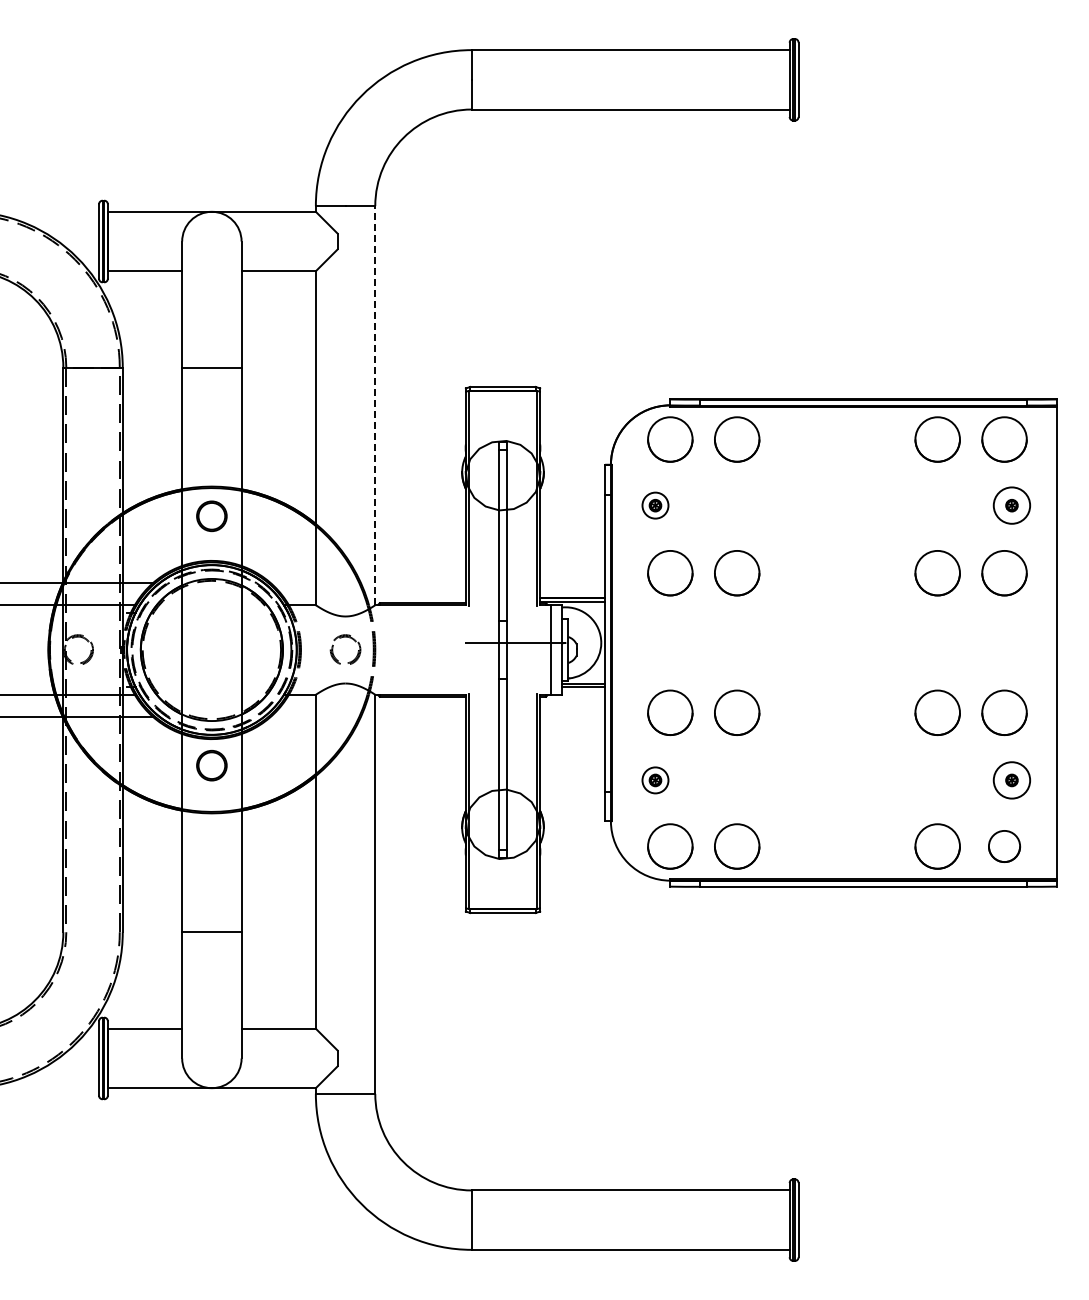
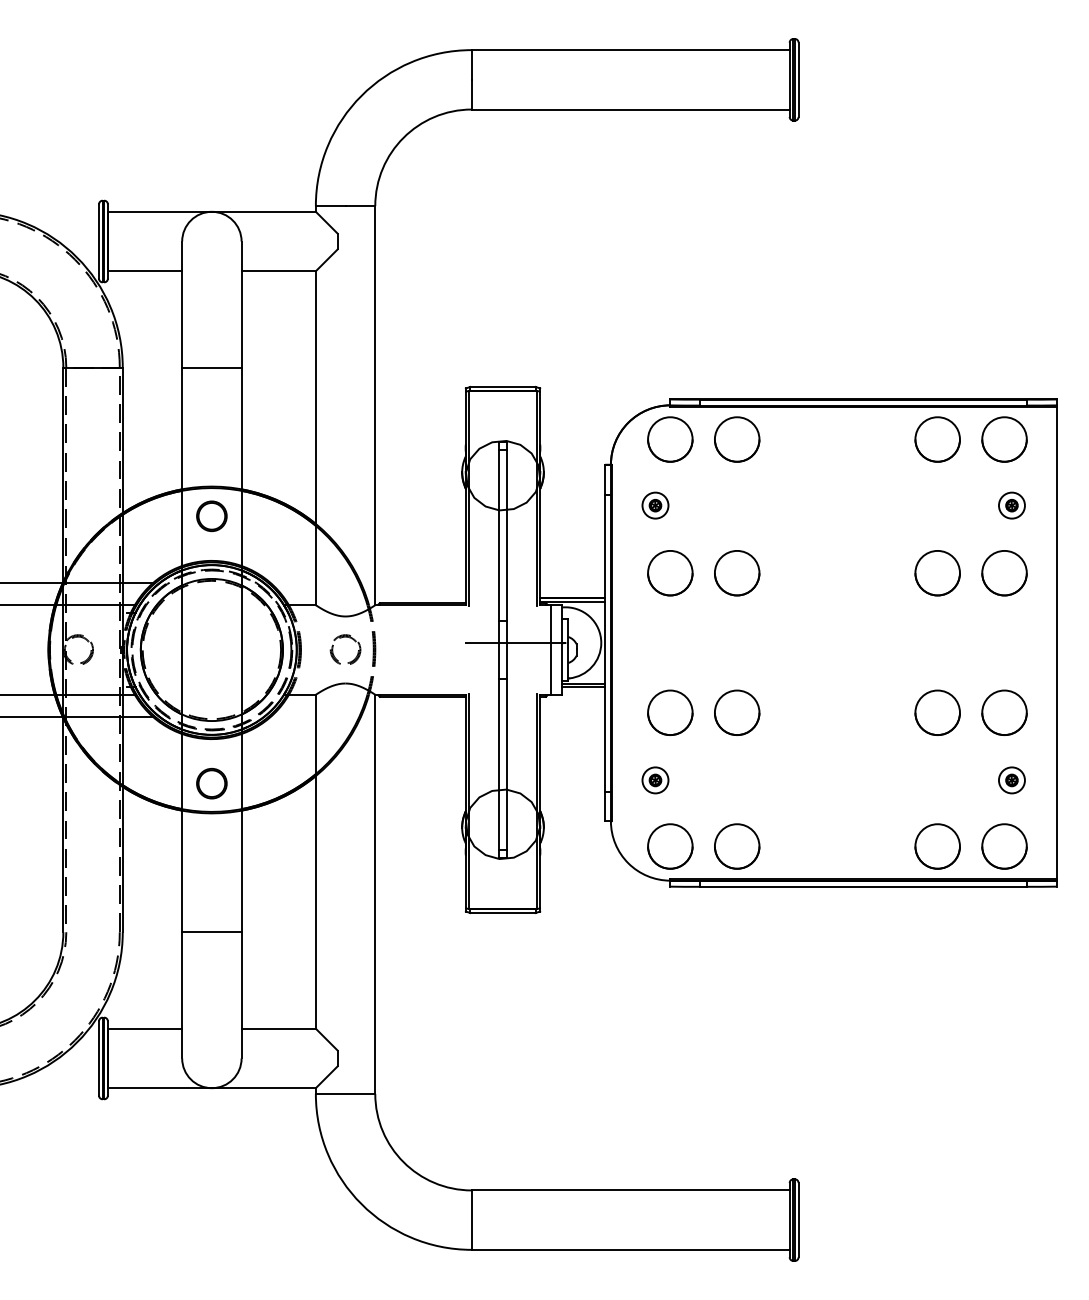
line: dashed -> solid (375, 405)
circle diameter: 36 px -> 26 px (1011, 505)
part position: (211, 765) -> (211, 783) (211, 783)
circle diameter: 36 px -> 26 px (1011, 780)
circle size: 34x33 px -> 47x47 px (1004, 846)
